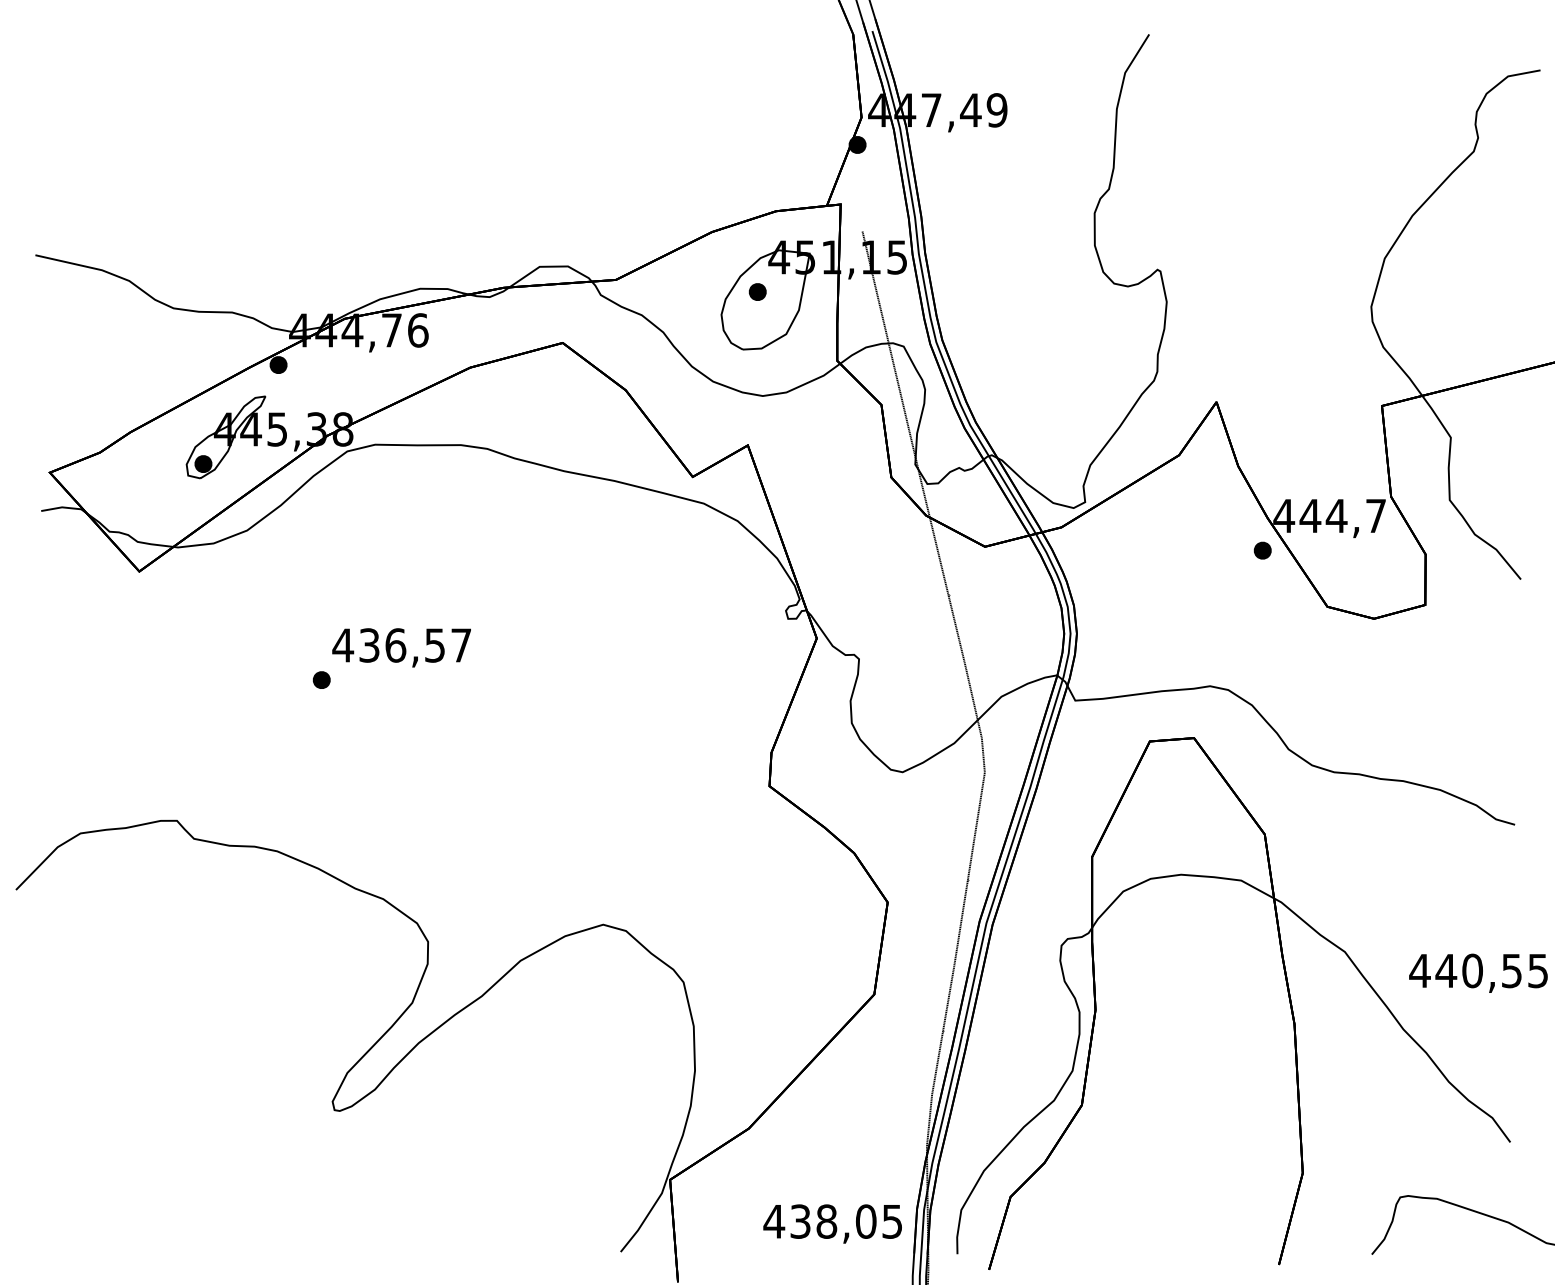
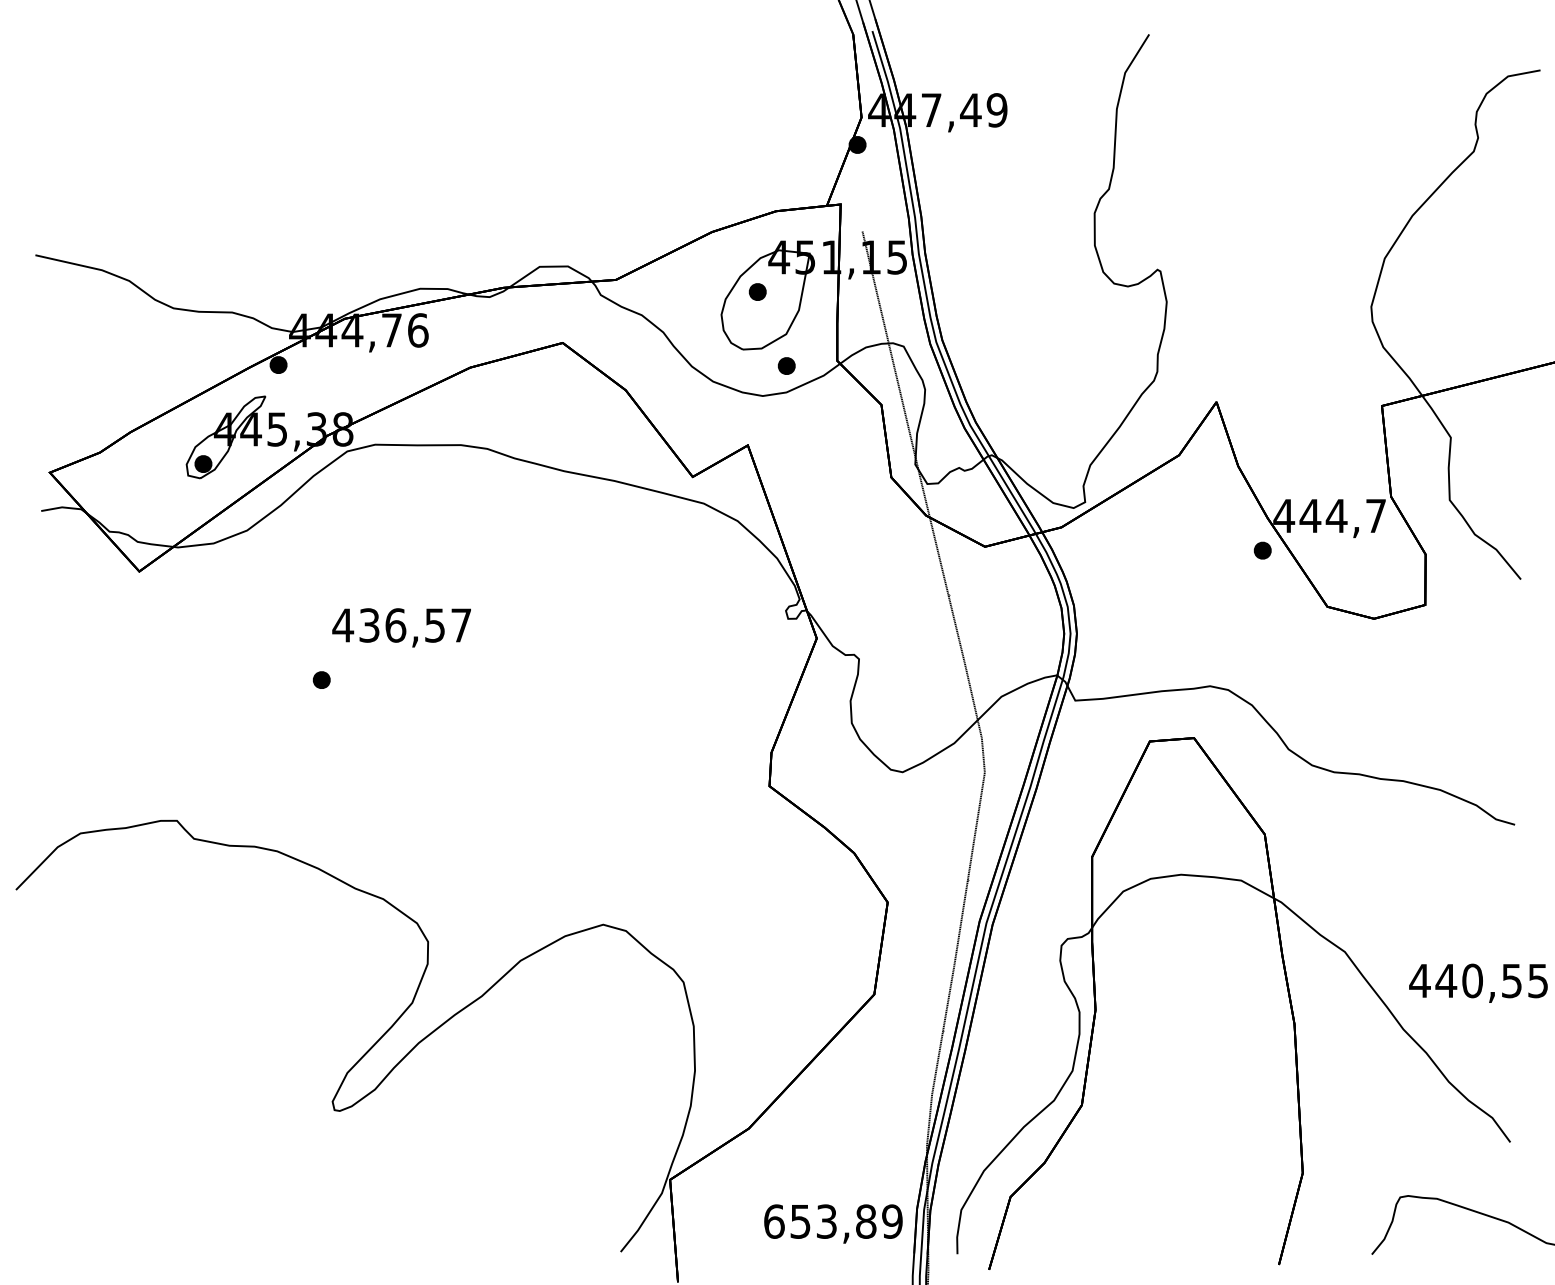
part: none -> present (786, 365)
text position: (401, 647) -> (401, 627) (401, 627)
text position: (1478, 972) -> (1478, 982) (1478, 982)
text: 438,05 -> 653,89 (832, 1221)
